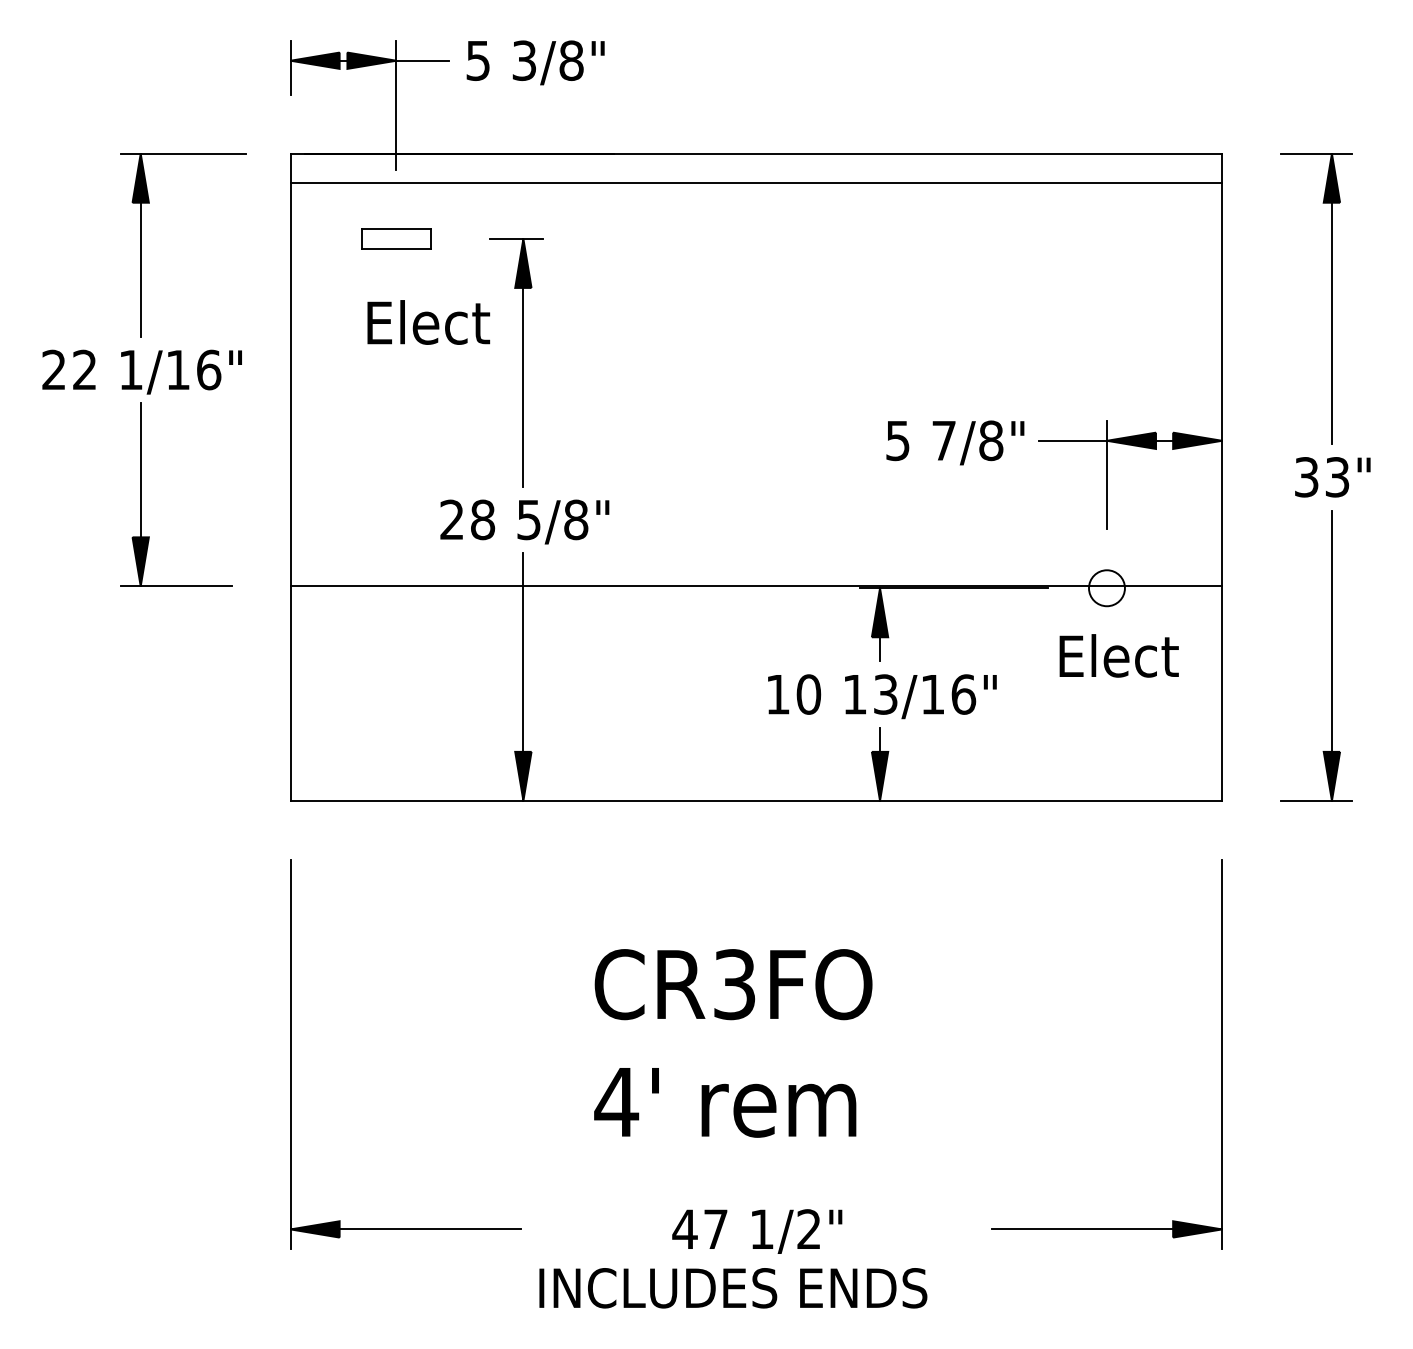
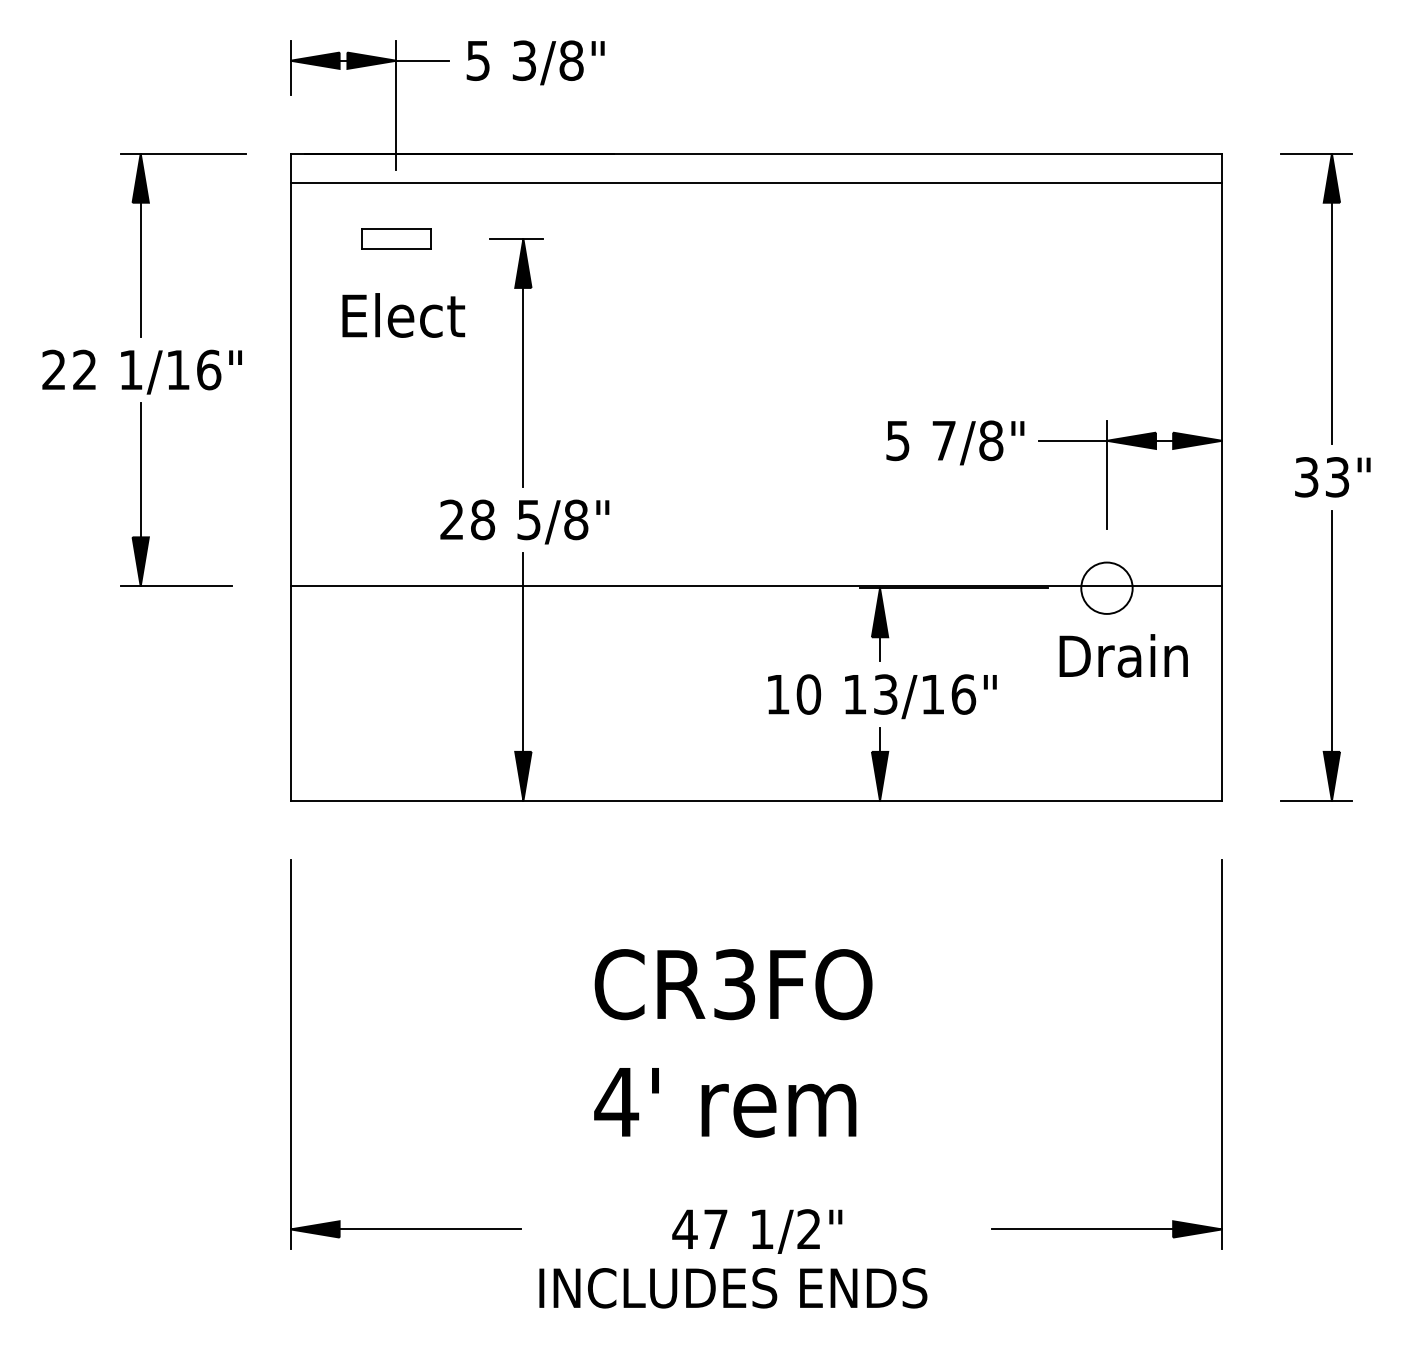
text position: (428, 322) -> (403, 315) (403, 315)
circle diameter: 36 px -> 51 px (1106, 587)
text: Elect -> Drain (1125, 655)
